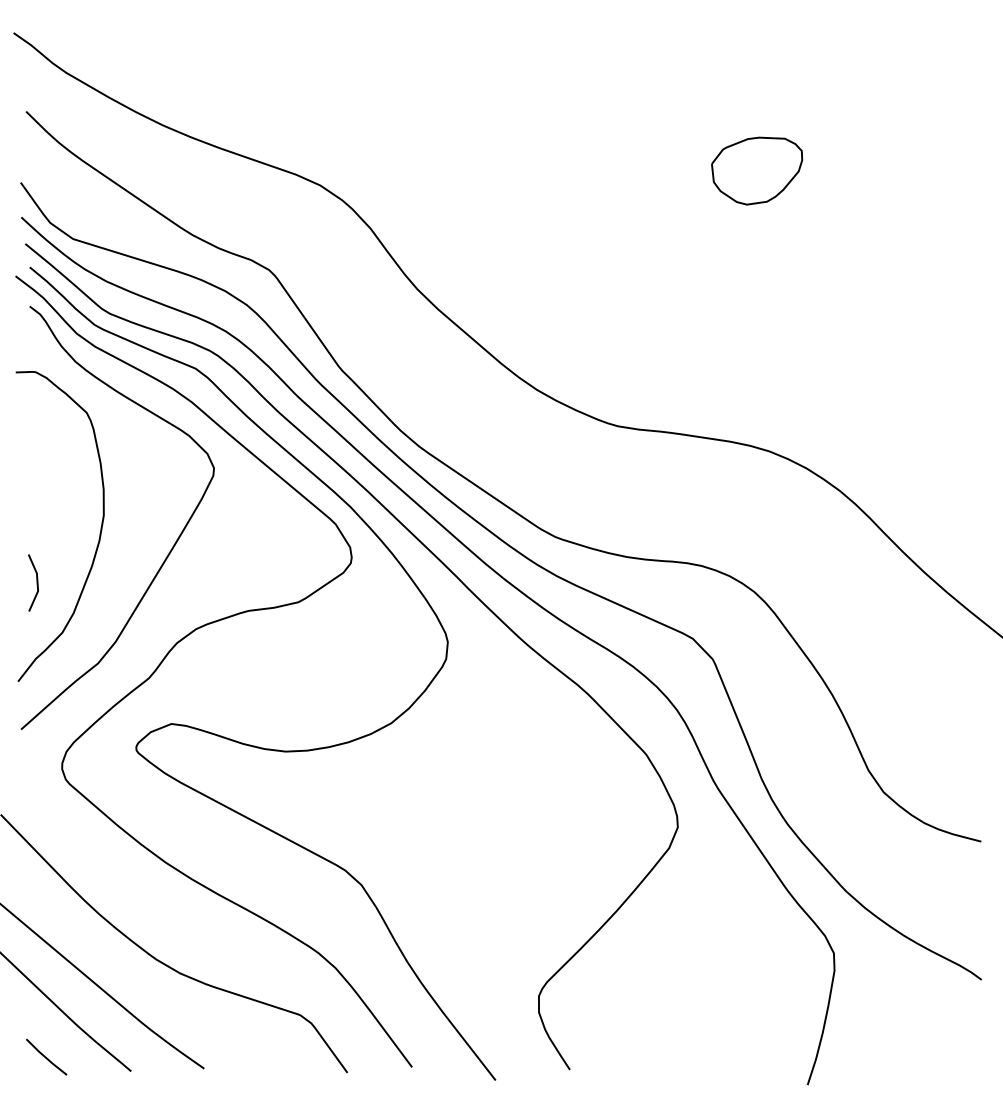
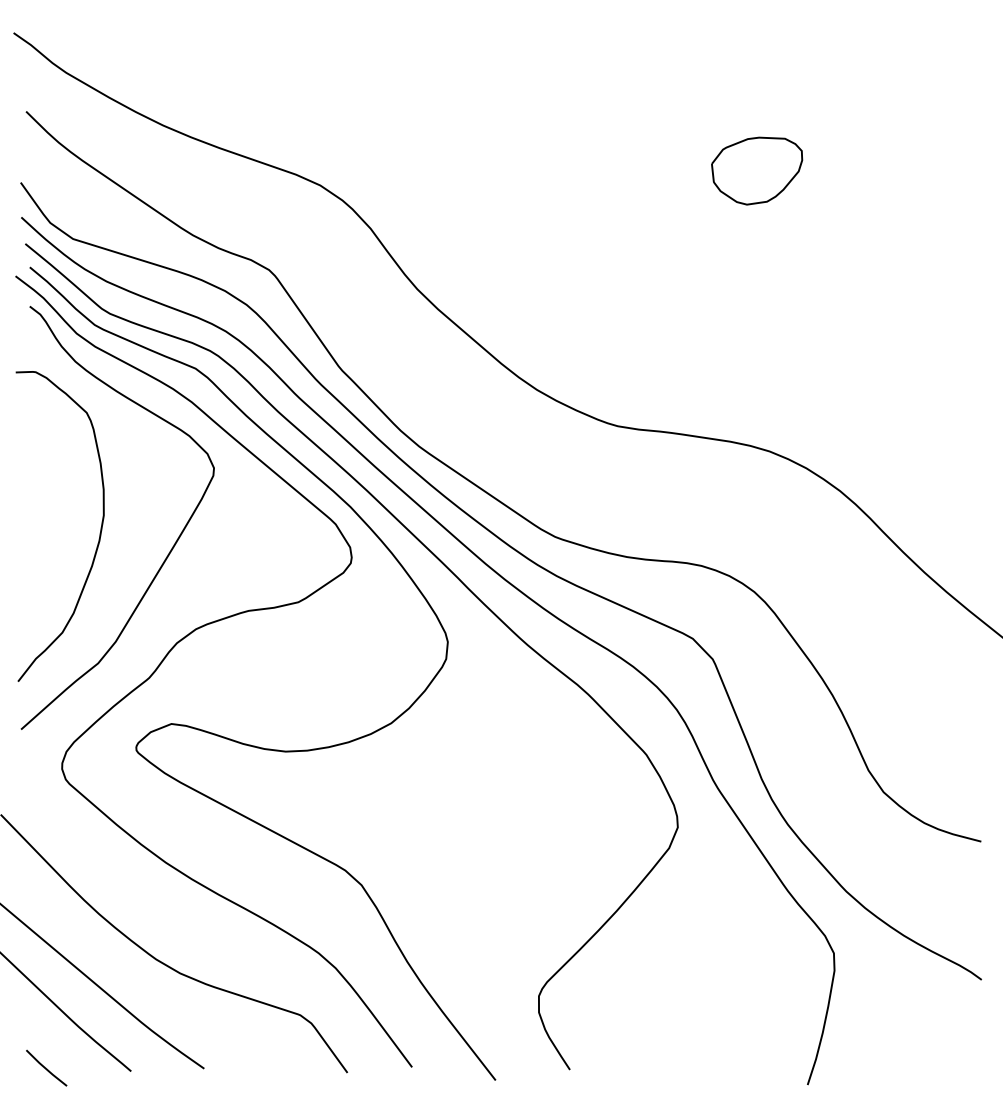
line: present -> none (36, 582)
line position: (46, 1056) -> (46, 1067) (46, 1067)
